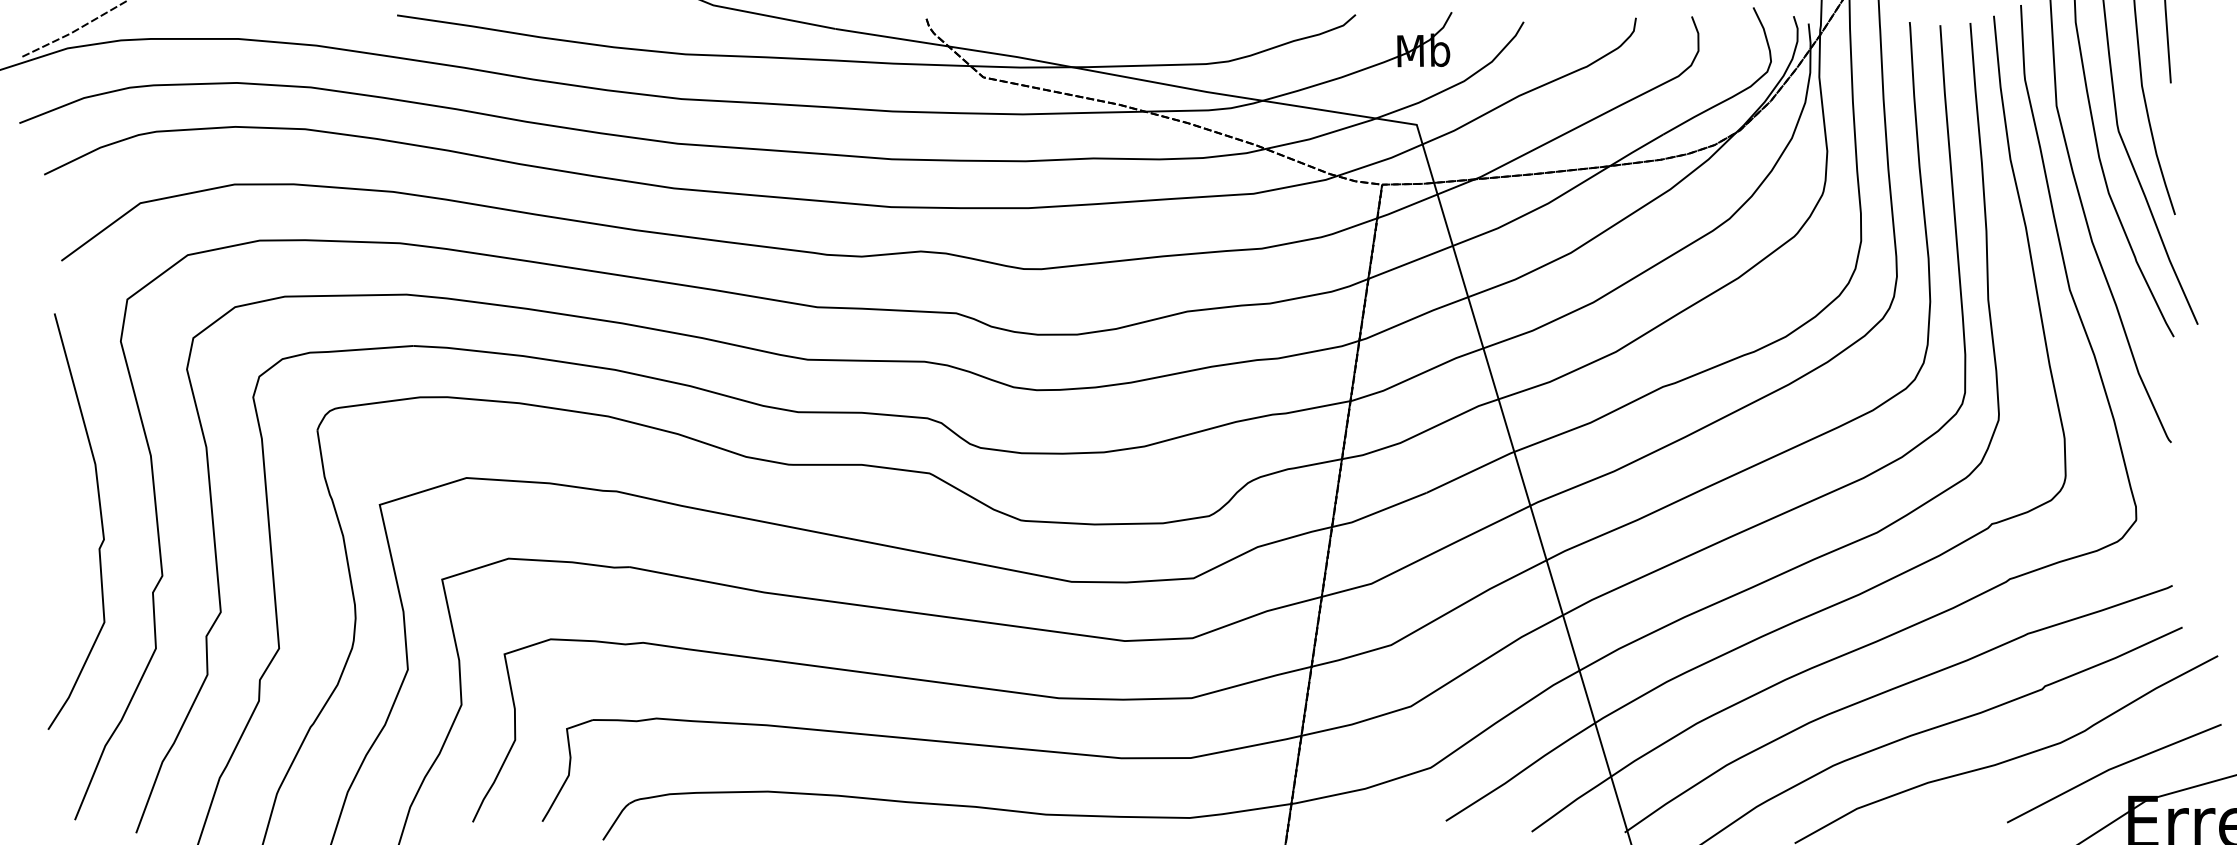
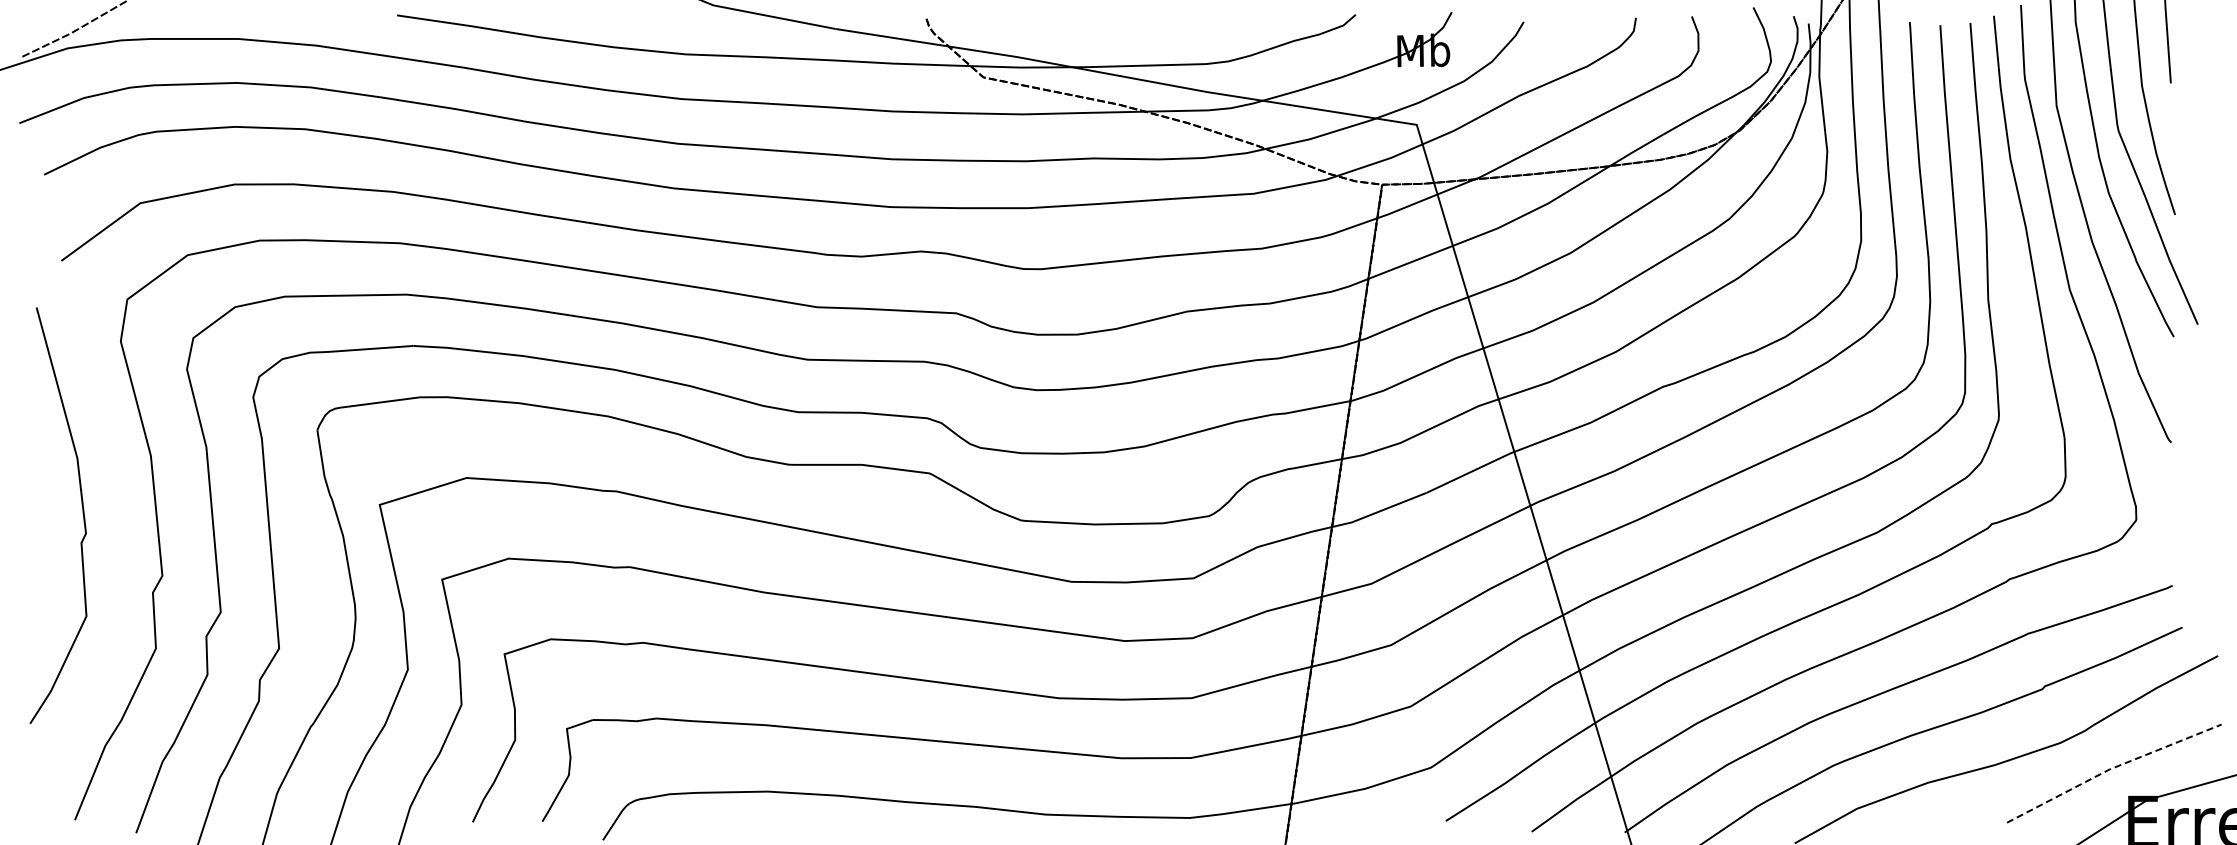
curve position: (100, 519) -> (82, 513) (82, 513)
line: solid -> dashed (2112, 768)
